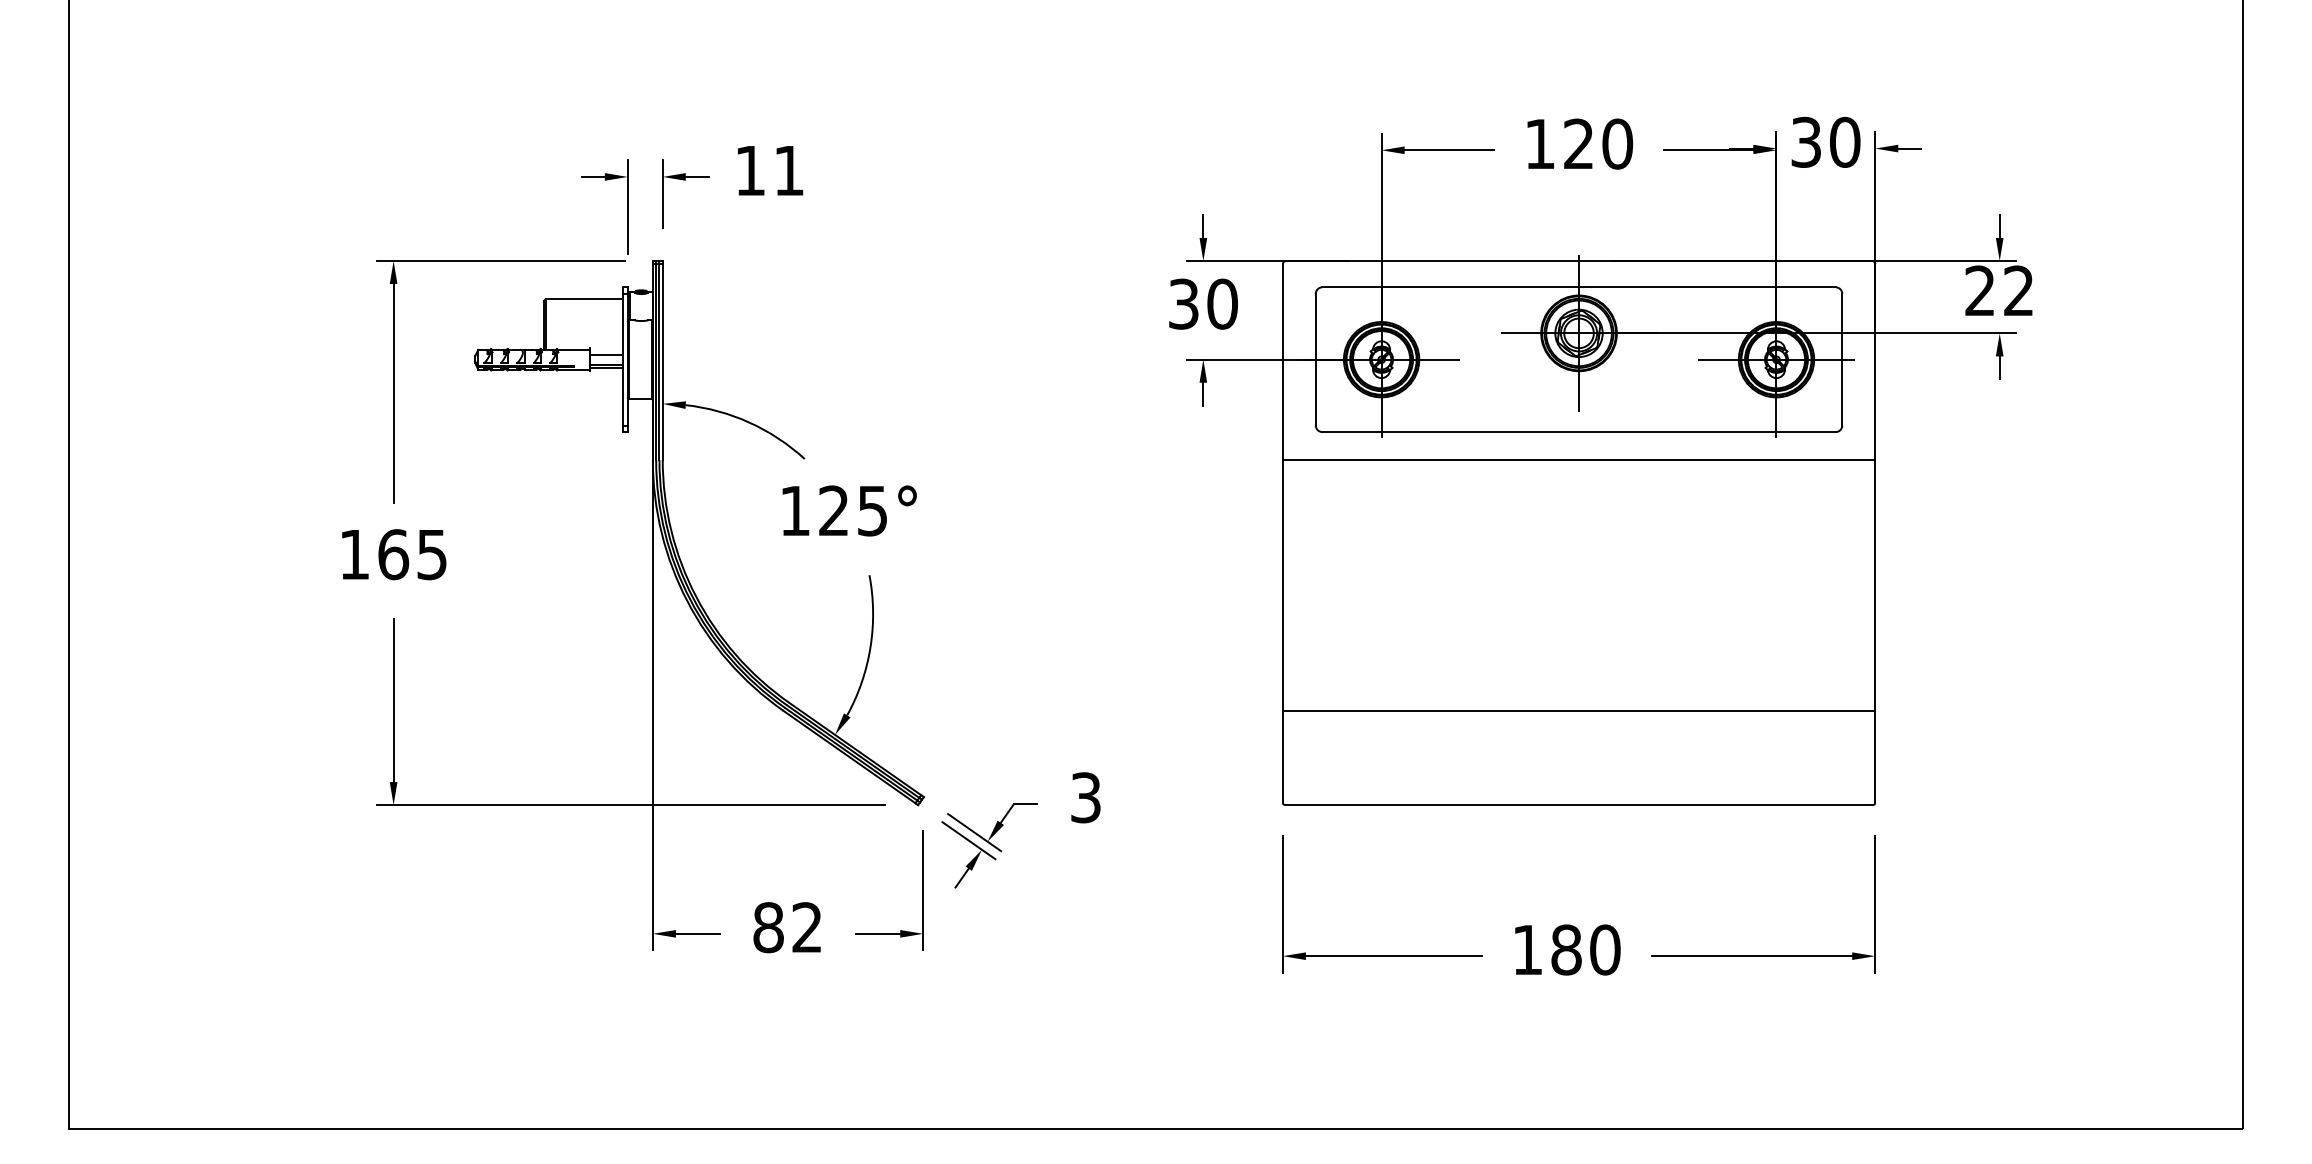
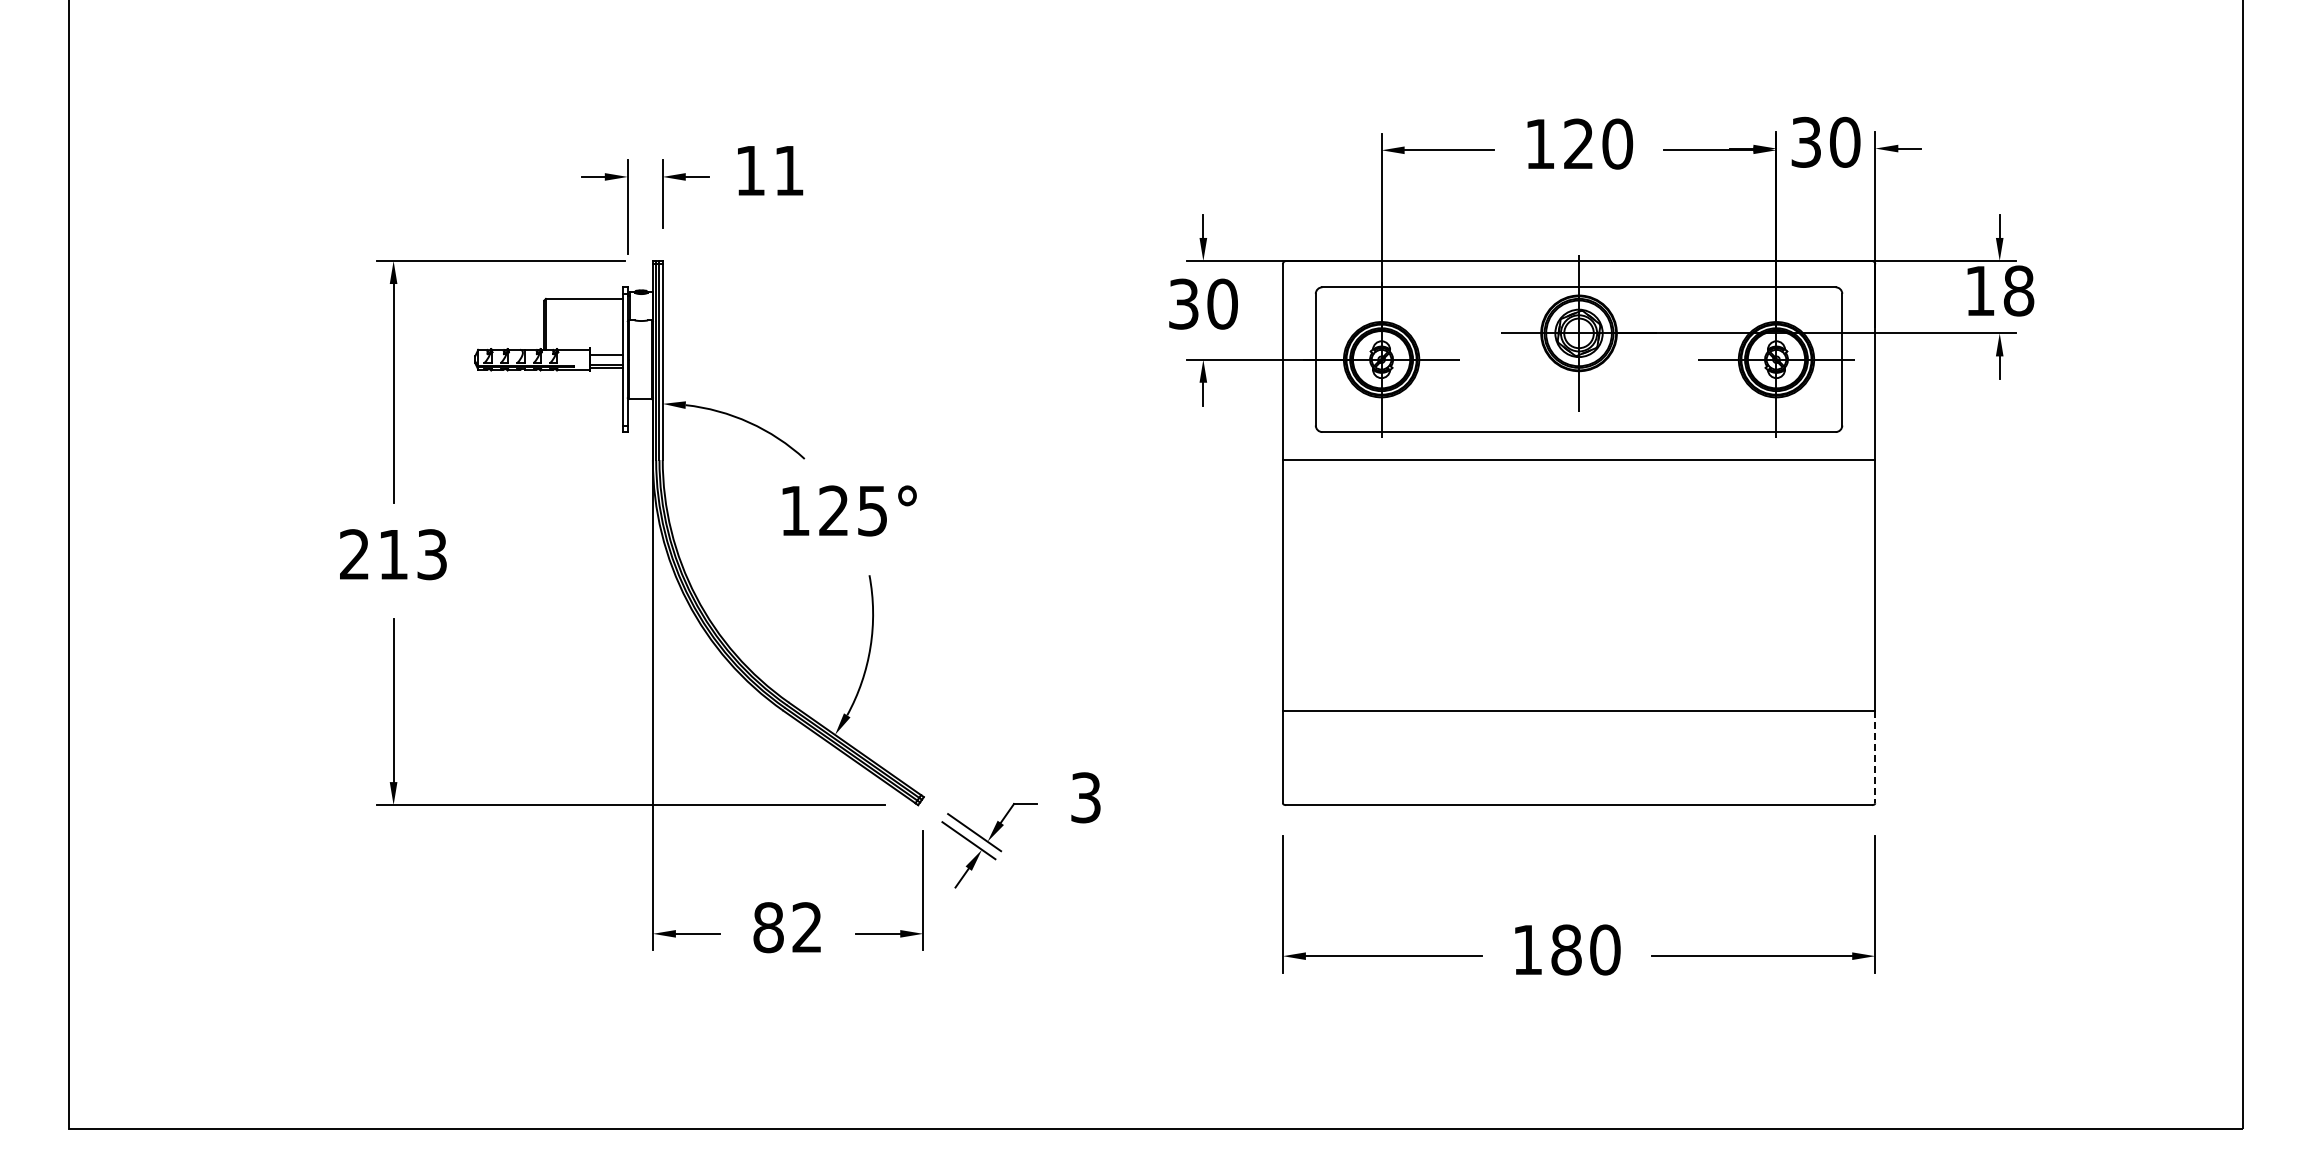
text: 22 -> 18 (1999, 290)
text: 165 -> 213 (393, 554)
line: solid -> dashed (1875, 757)
